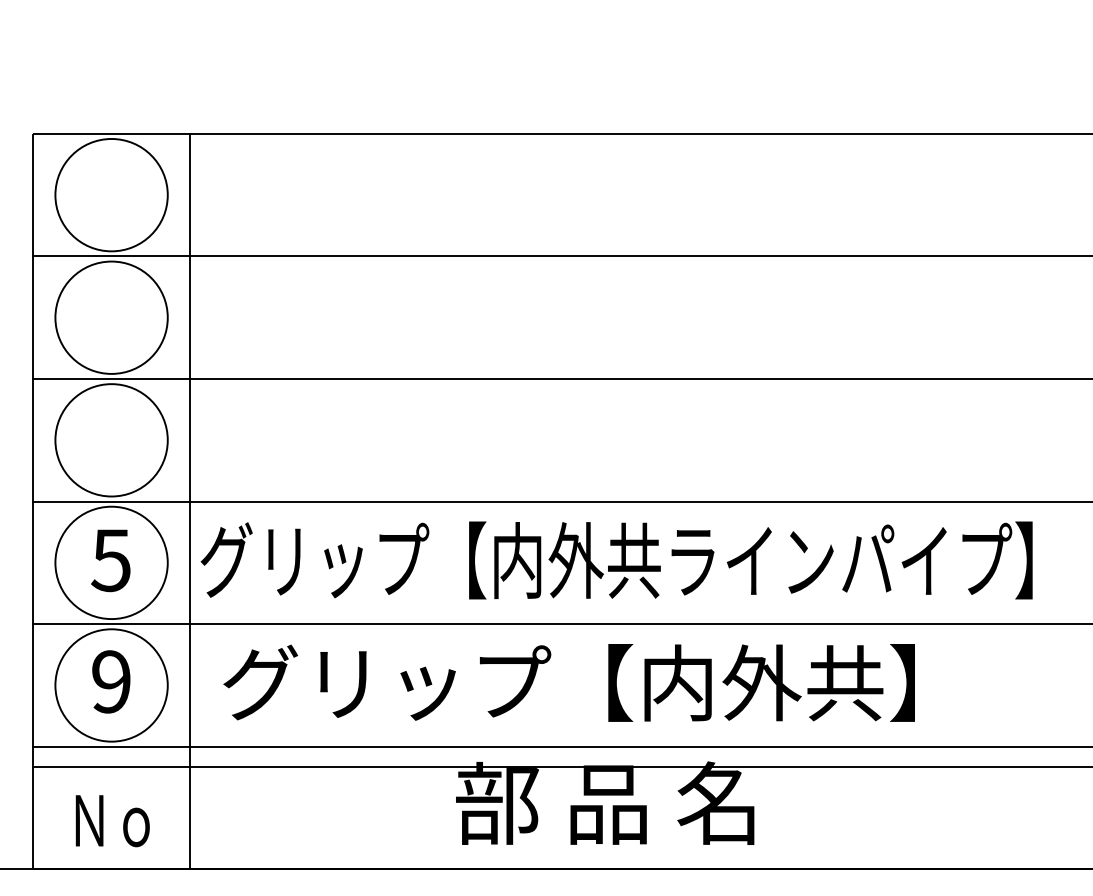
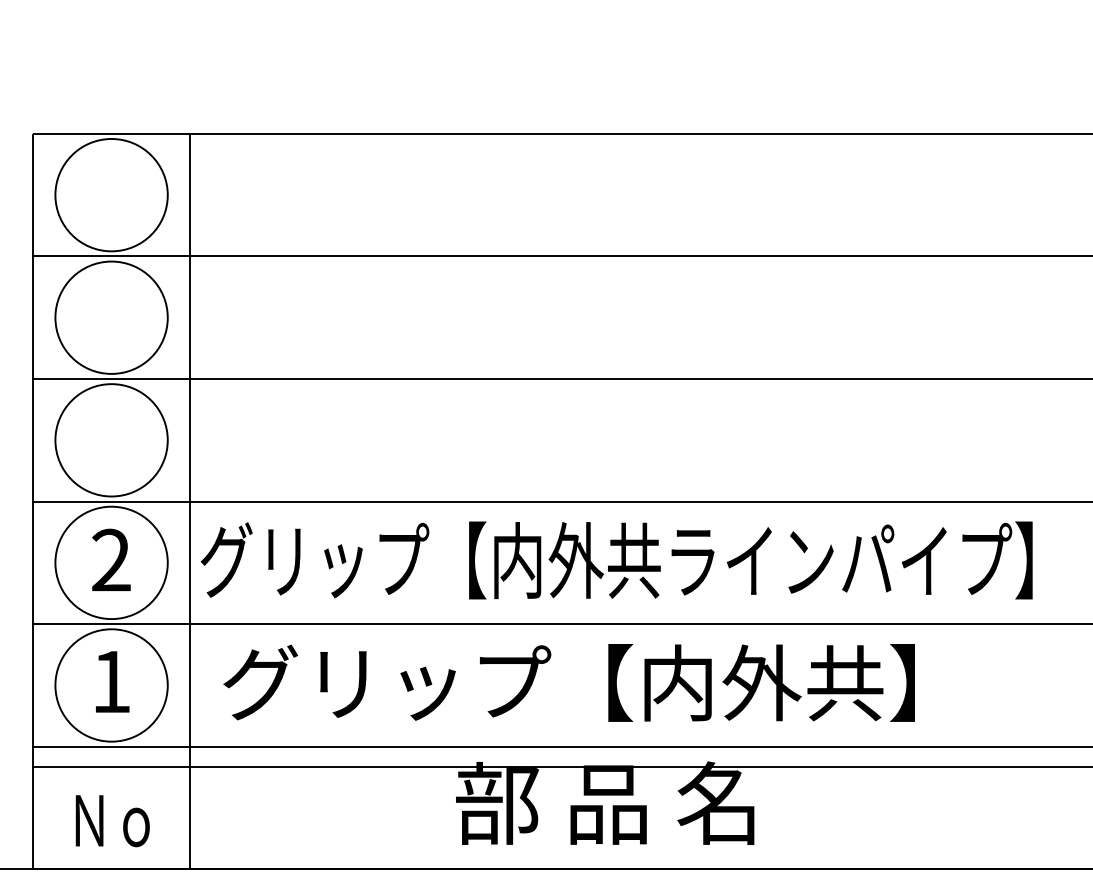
text: 5 -> 2 (110, 560)
text: 9 -> 1 (111, 681)
